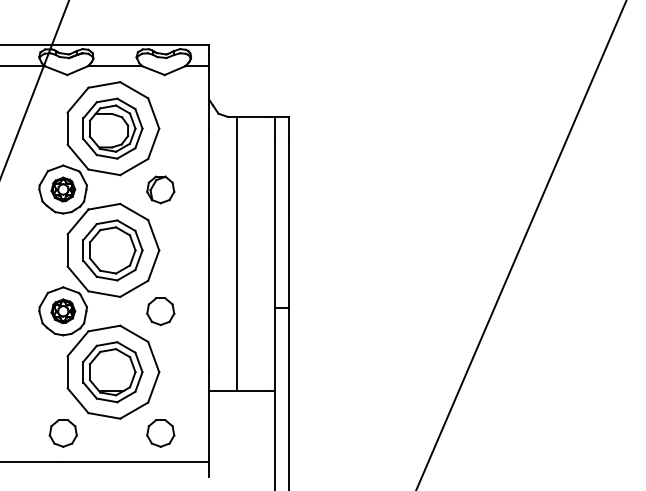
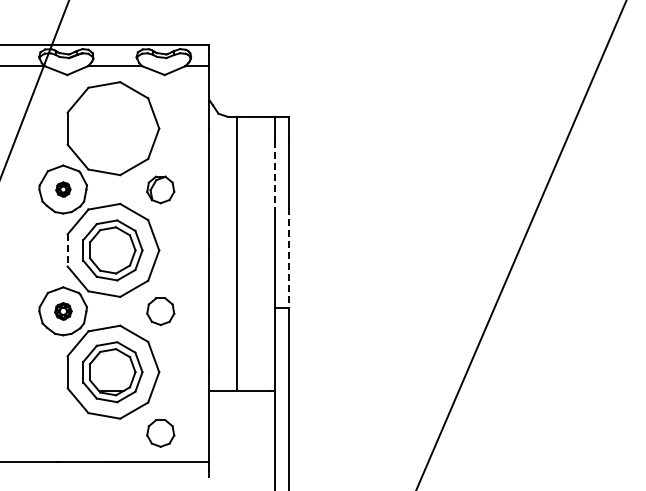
part: present -> none (112, 128)
line: solid -> dashed (275, 174)
part size: 27x27 px -> 17x17 px (63, 189)
line: solid -> dashed (67, 250)
line: solid -> dashed (288, 258)
part size: 27x27 px -> 19x19 px (63, 311)
part: present -> none (62, 433)
